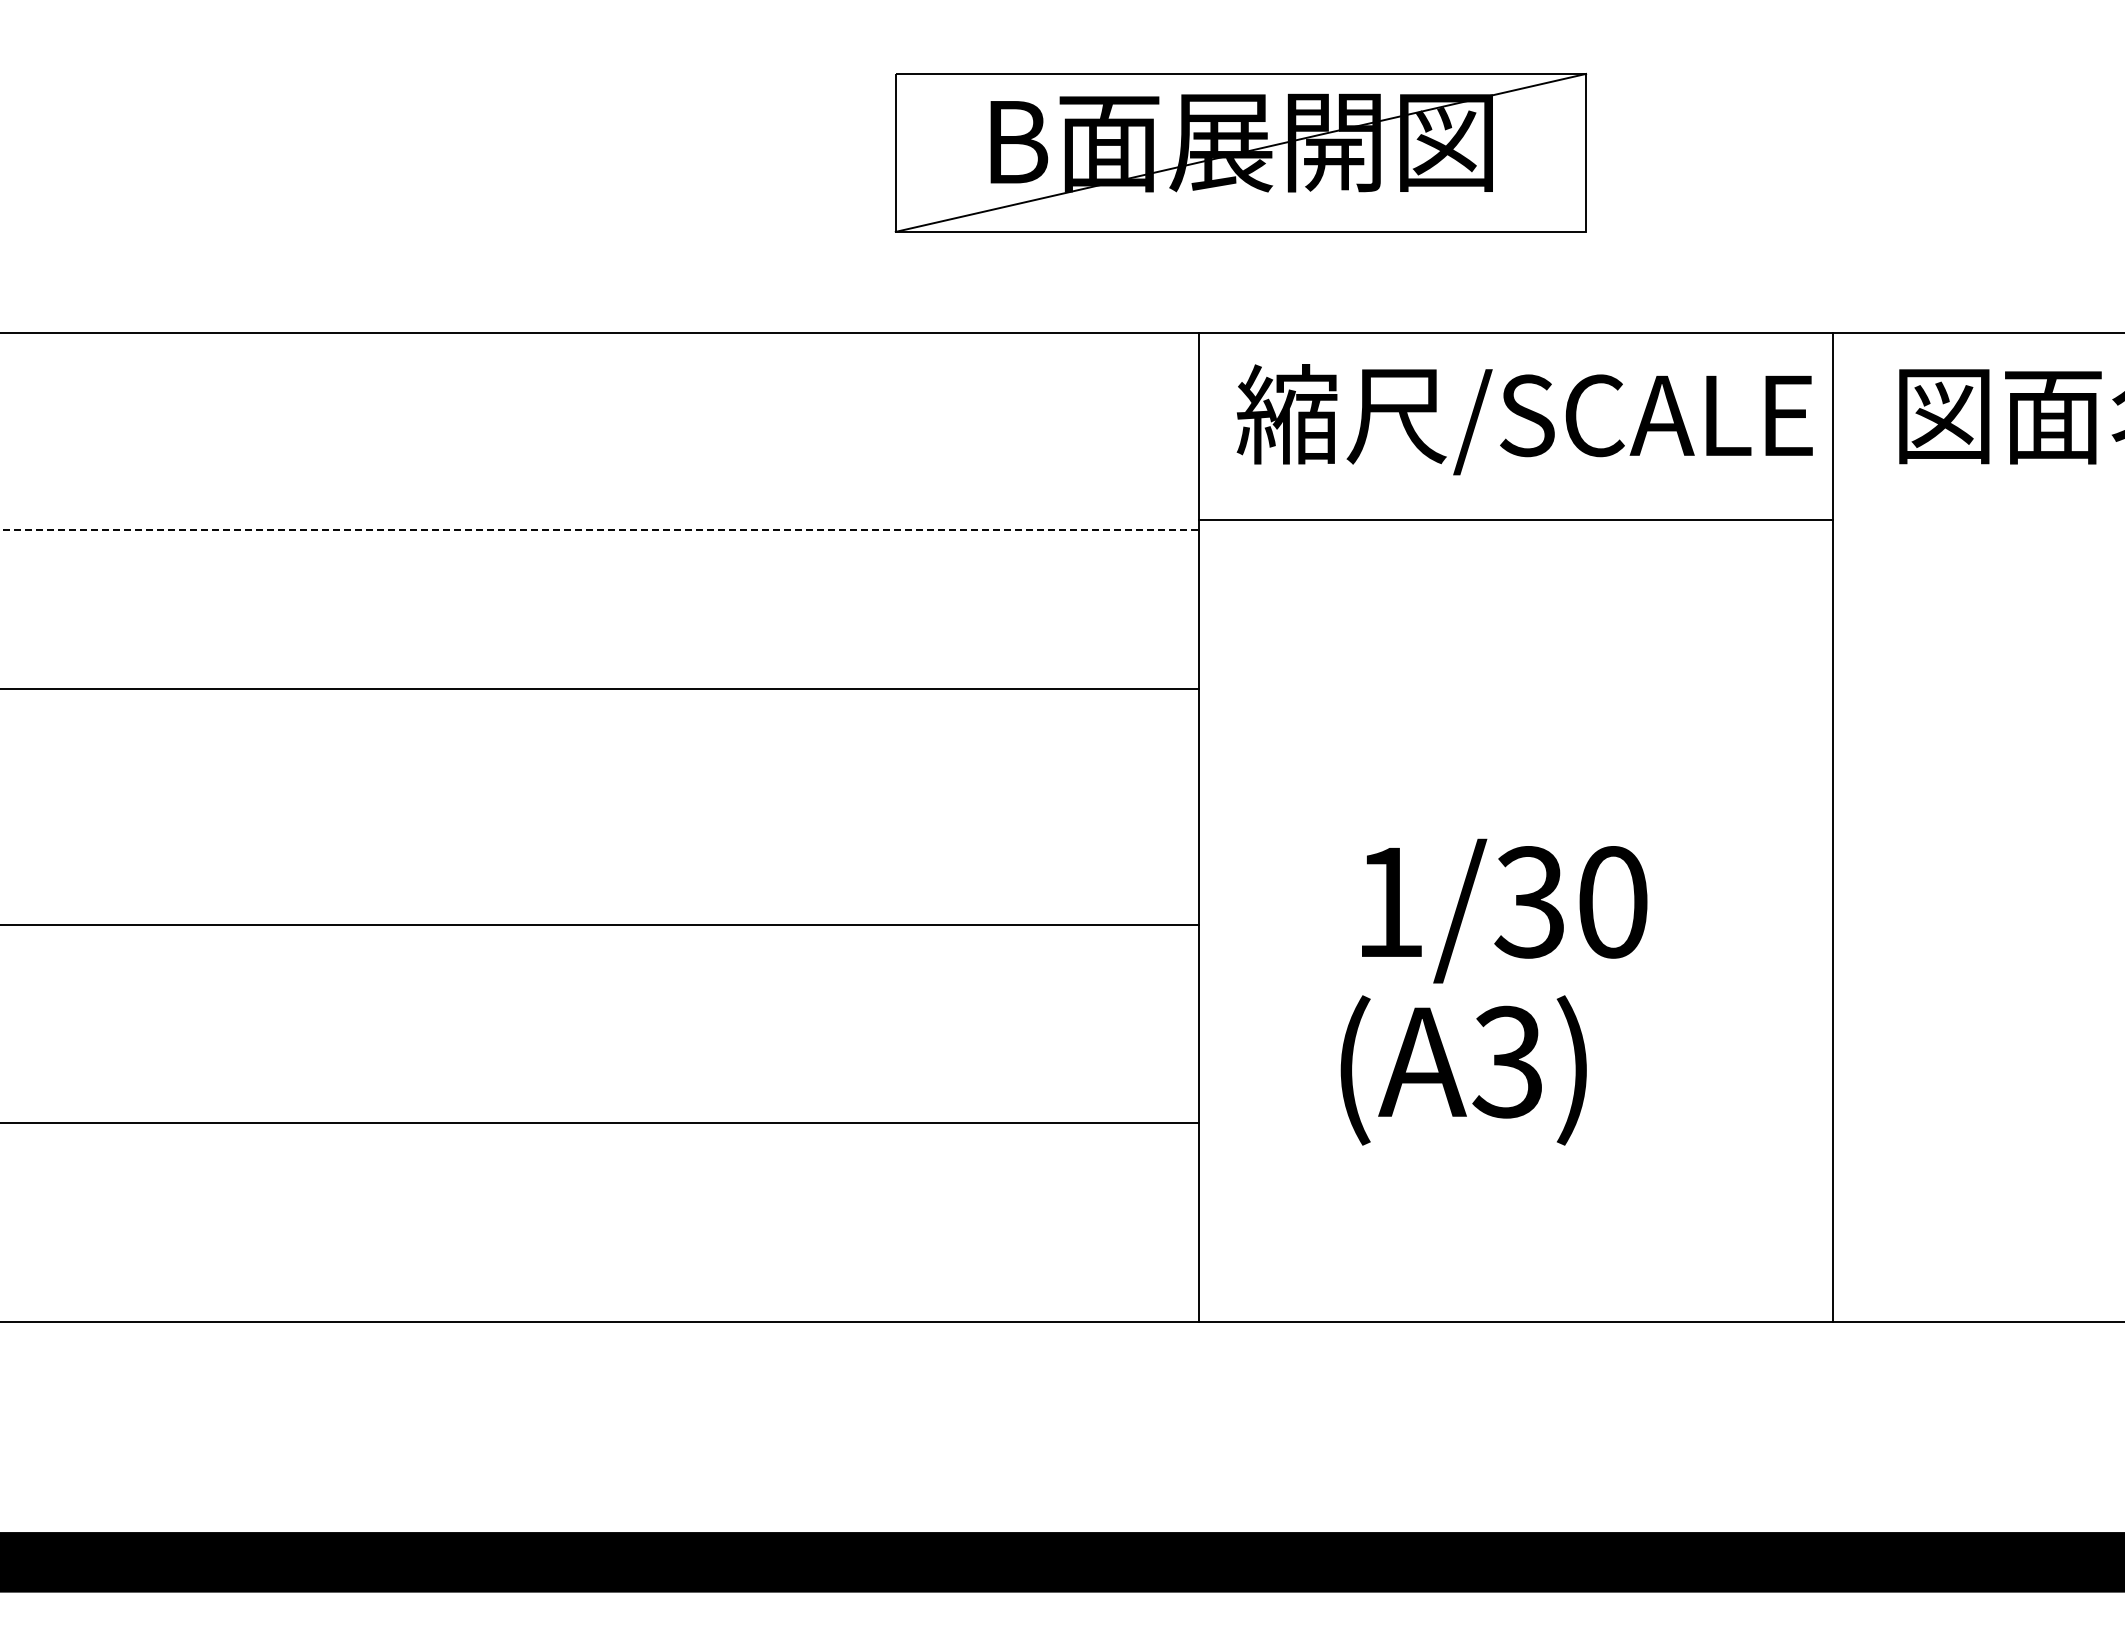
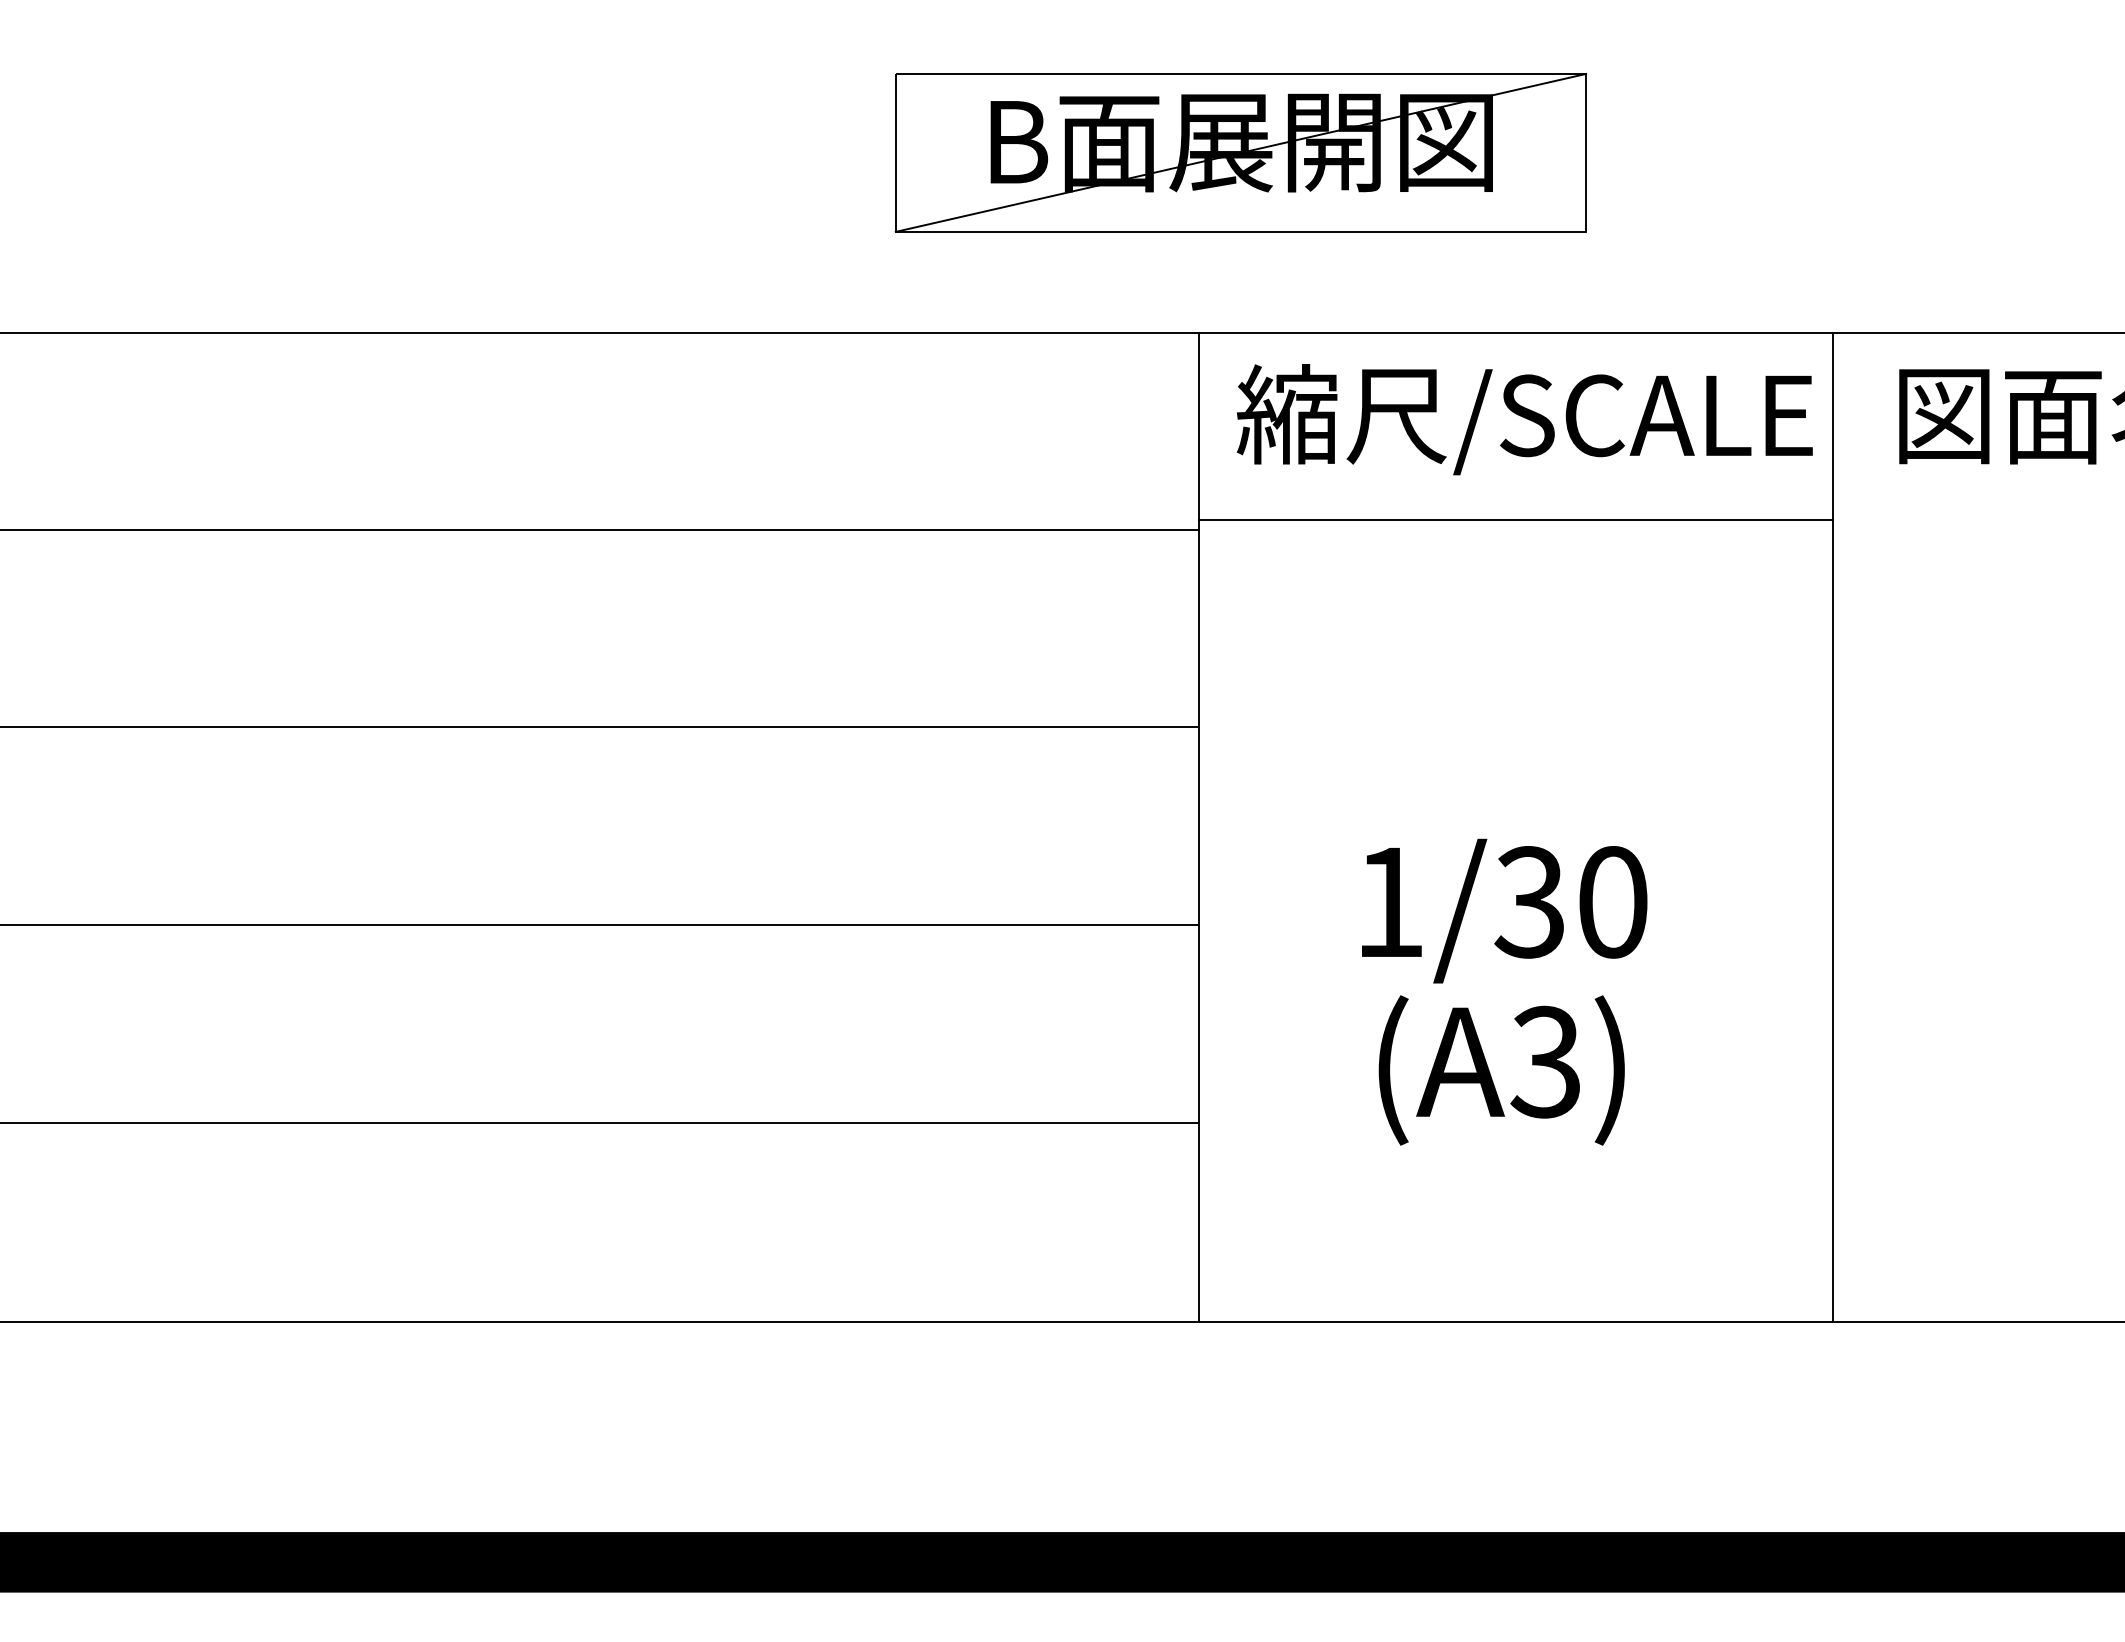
line: dashed -> solid (599, 530)
line position: (600, 689) -> (600, 727) (600, 727)
text position: (1463, 1070) -> (1501, 1070) (1501, 1070)
